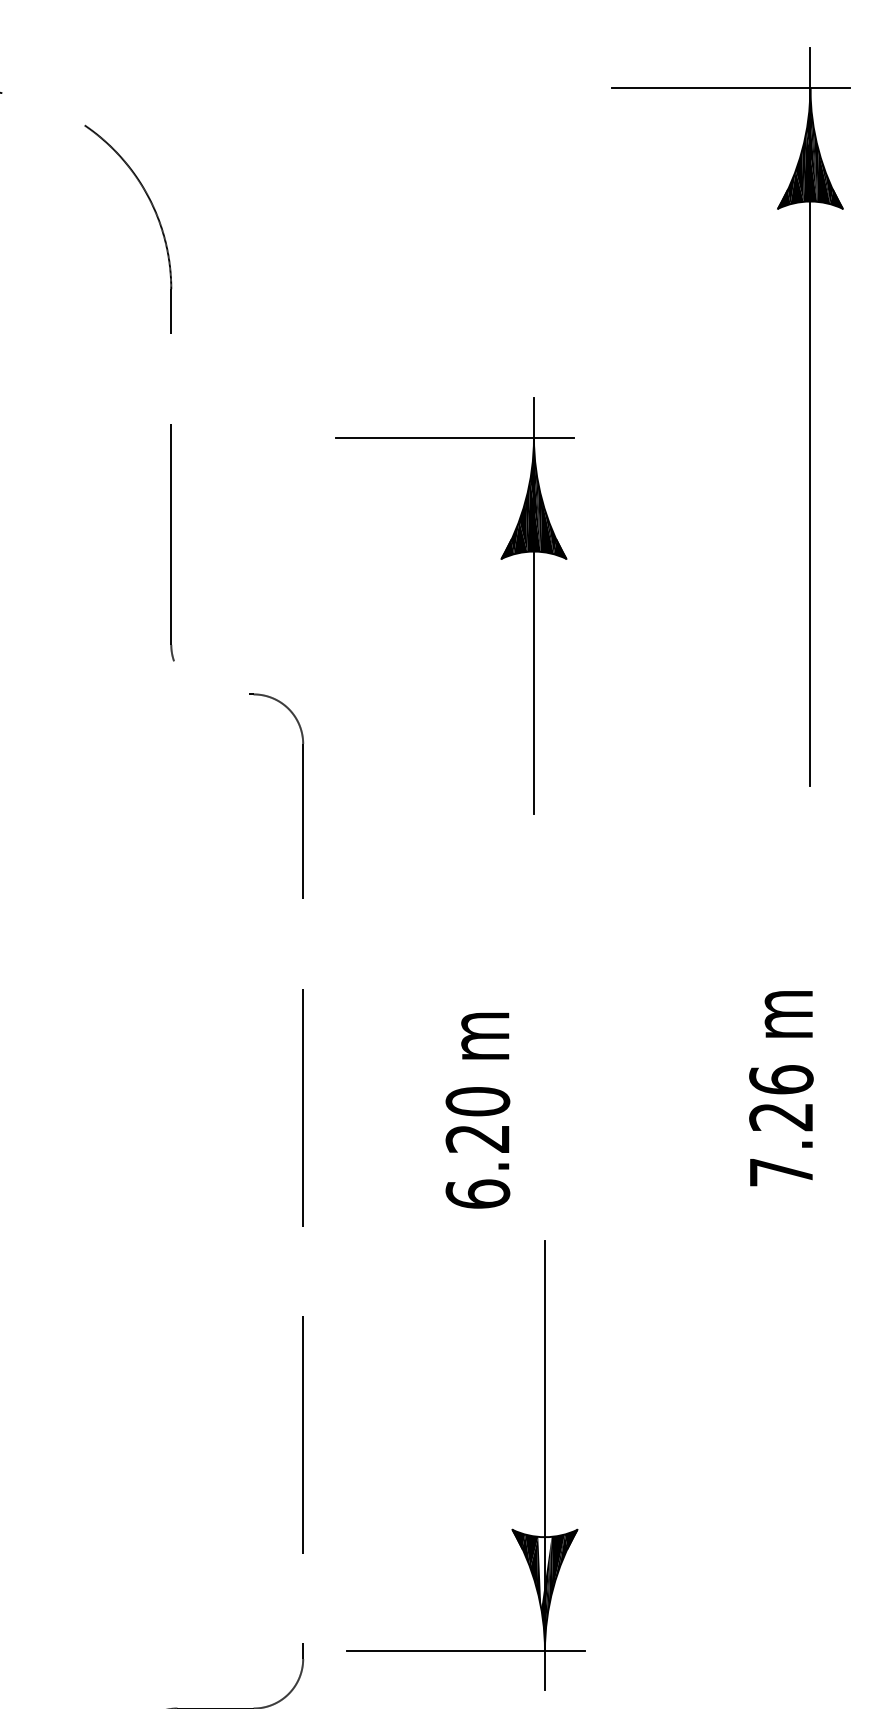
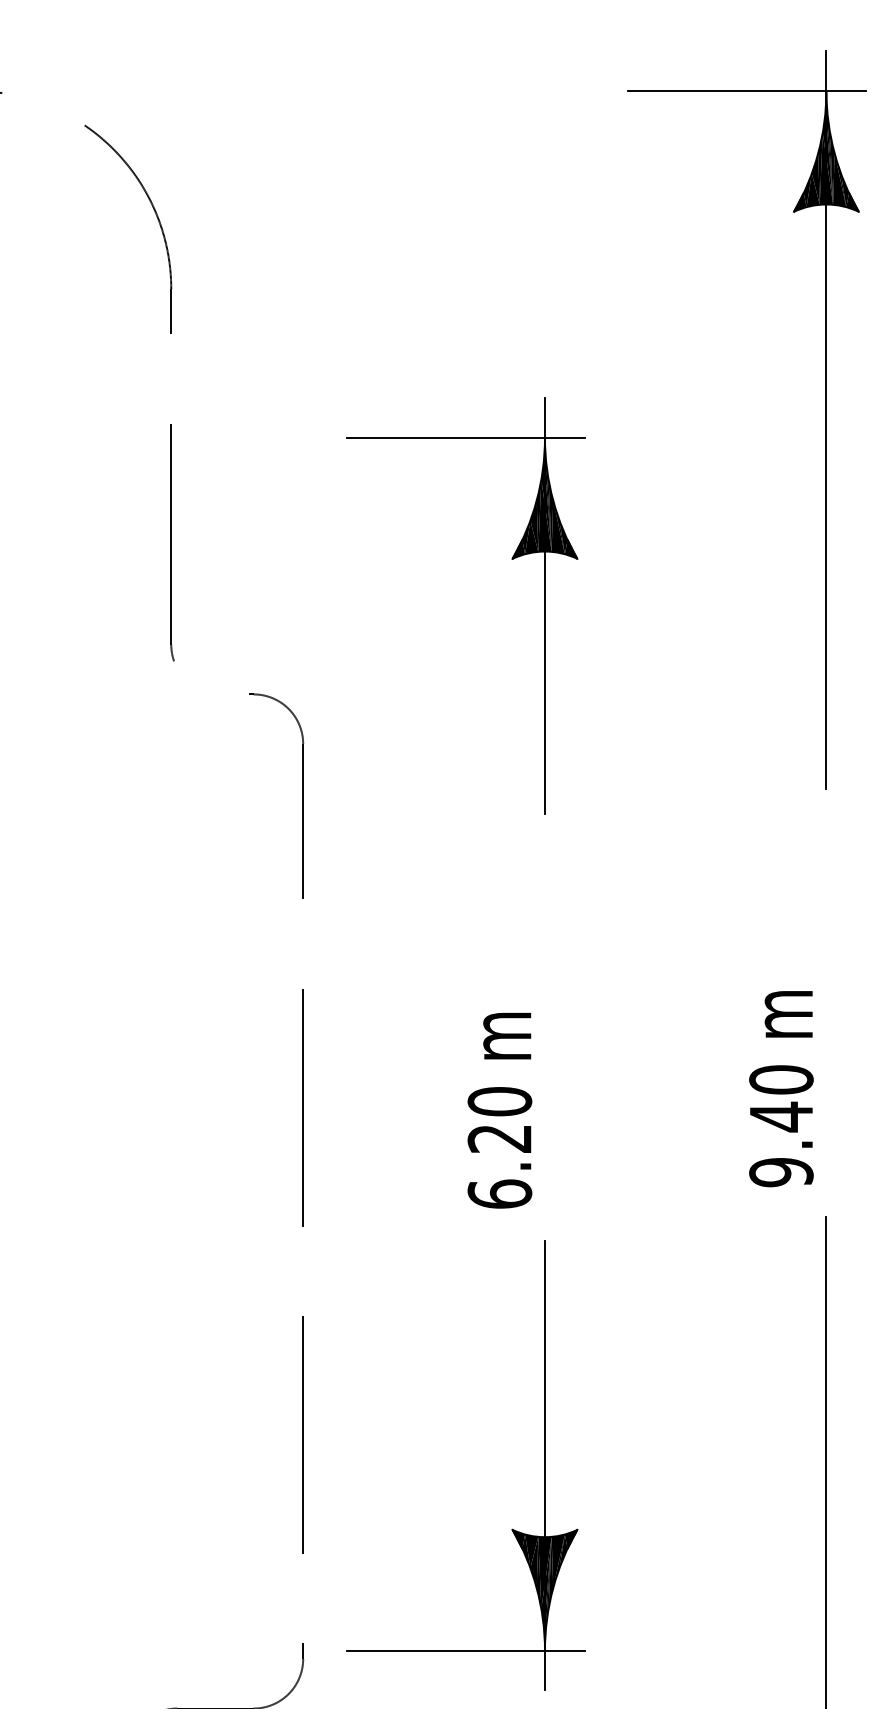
part position: (809, 416) -> (825, 419) (825, 419)
part position: (500, 559) -> (511, 559) (511, 559)
text position: (477, 1110) -> (499, 1110) (499, 1110)
text: 7.26 -> 9.40 (781, 1126)
line: none -> present (826, 1460)
fill: none -> present (544, 1572)
